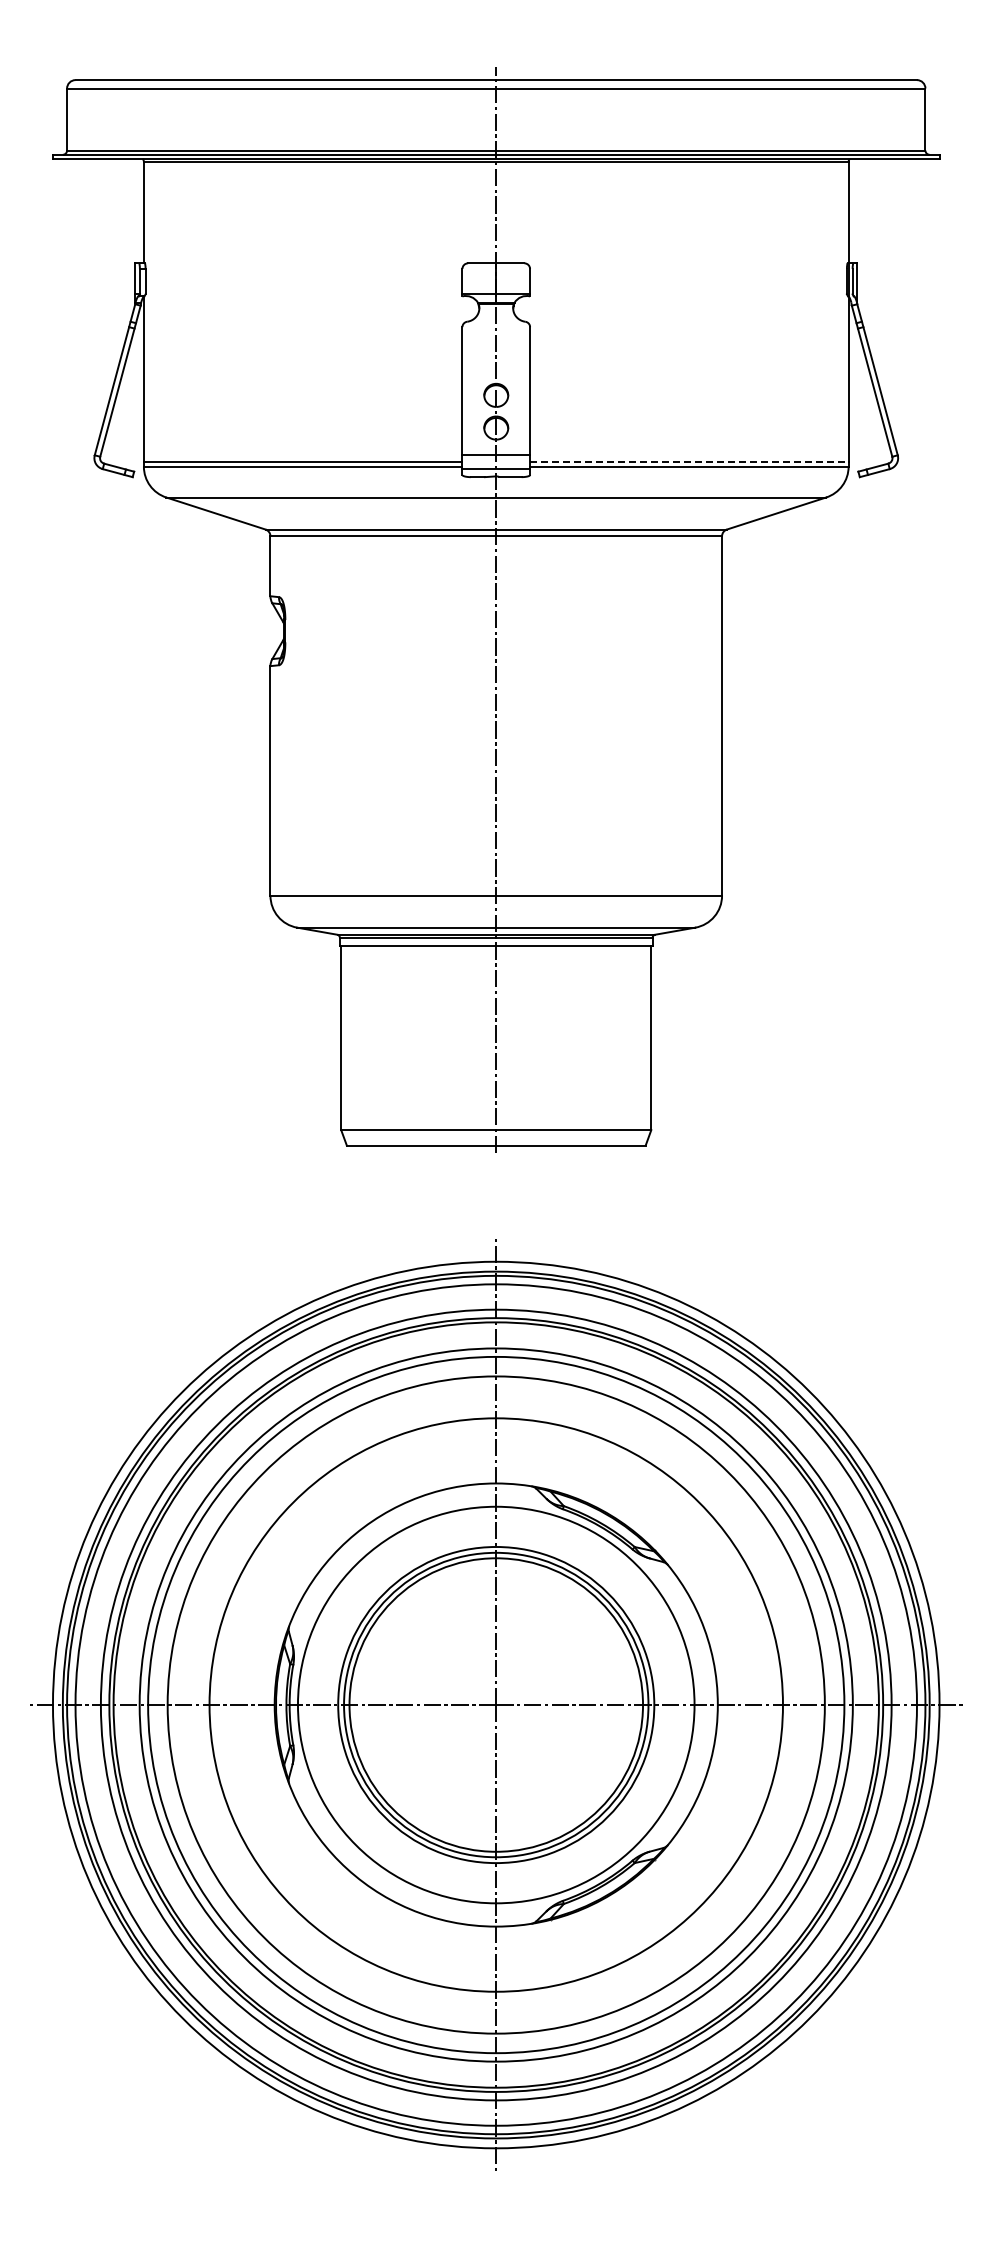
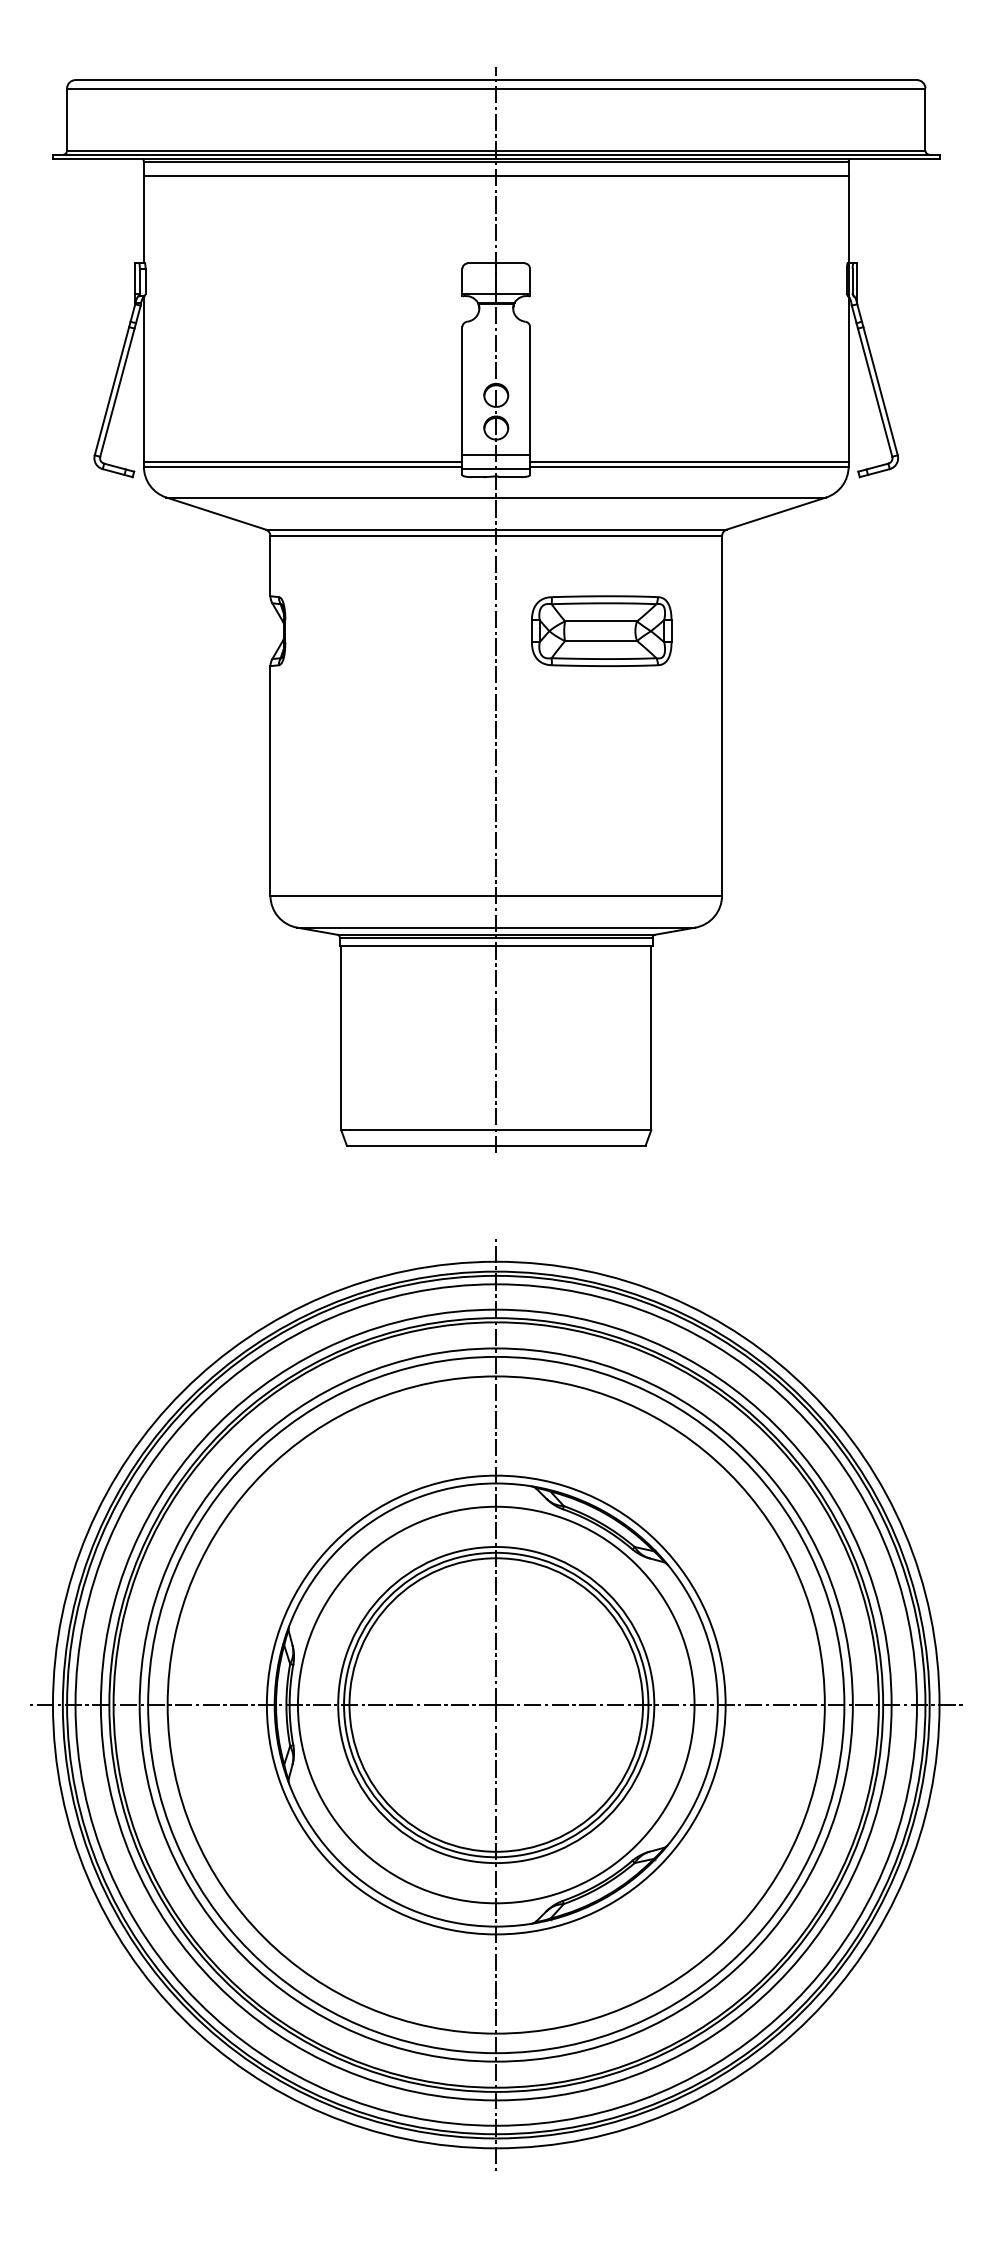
line: none -> present (495, 175)
line: dashed -> solid (689, 462)
part: none -> present (601, 630)
circle diameter: 573 px -> 459 px (495, 1704)
